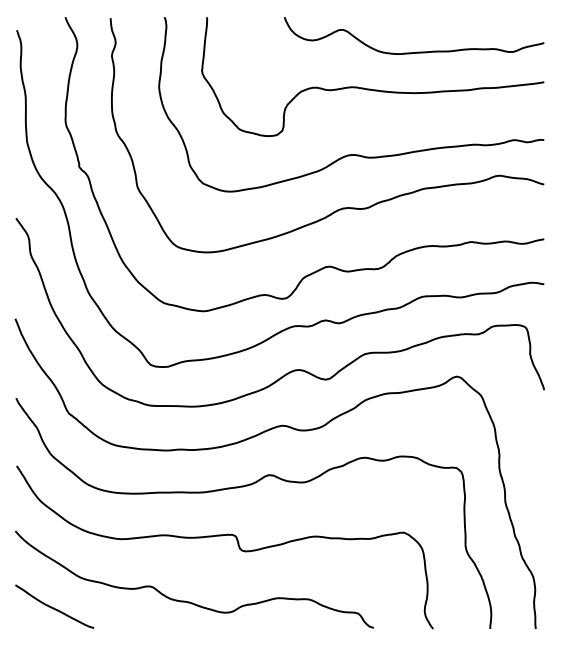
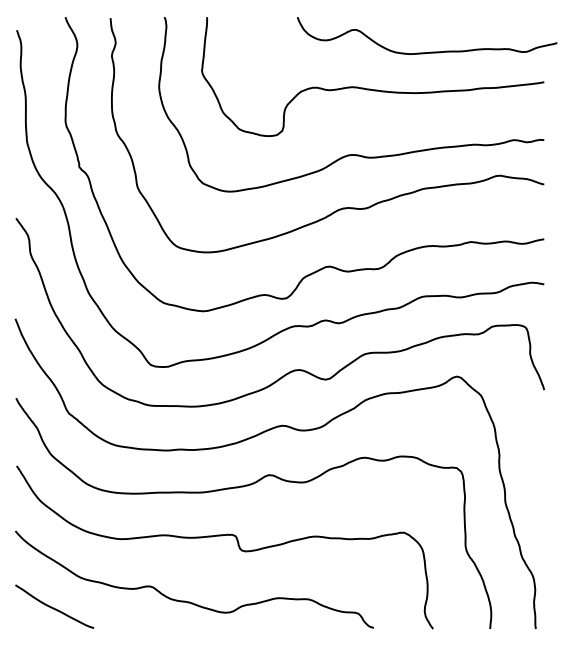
curve position: (417, 51) -> (430, 51) (430, 51)
